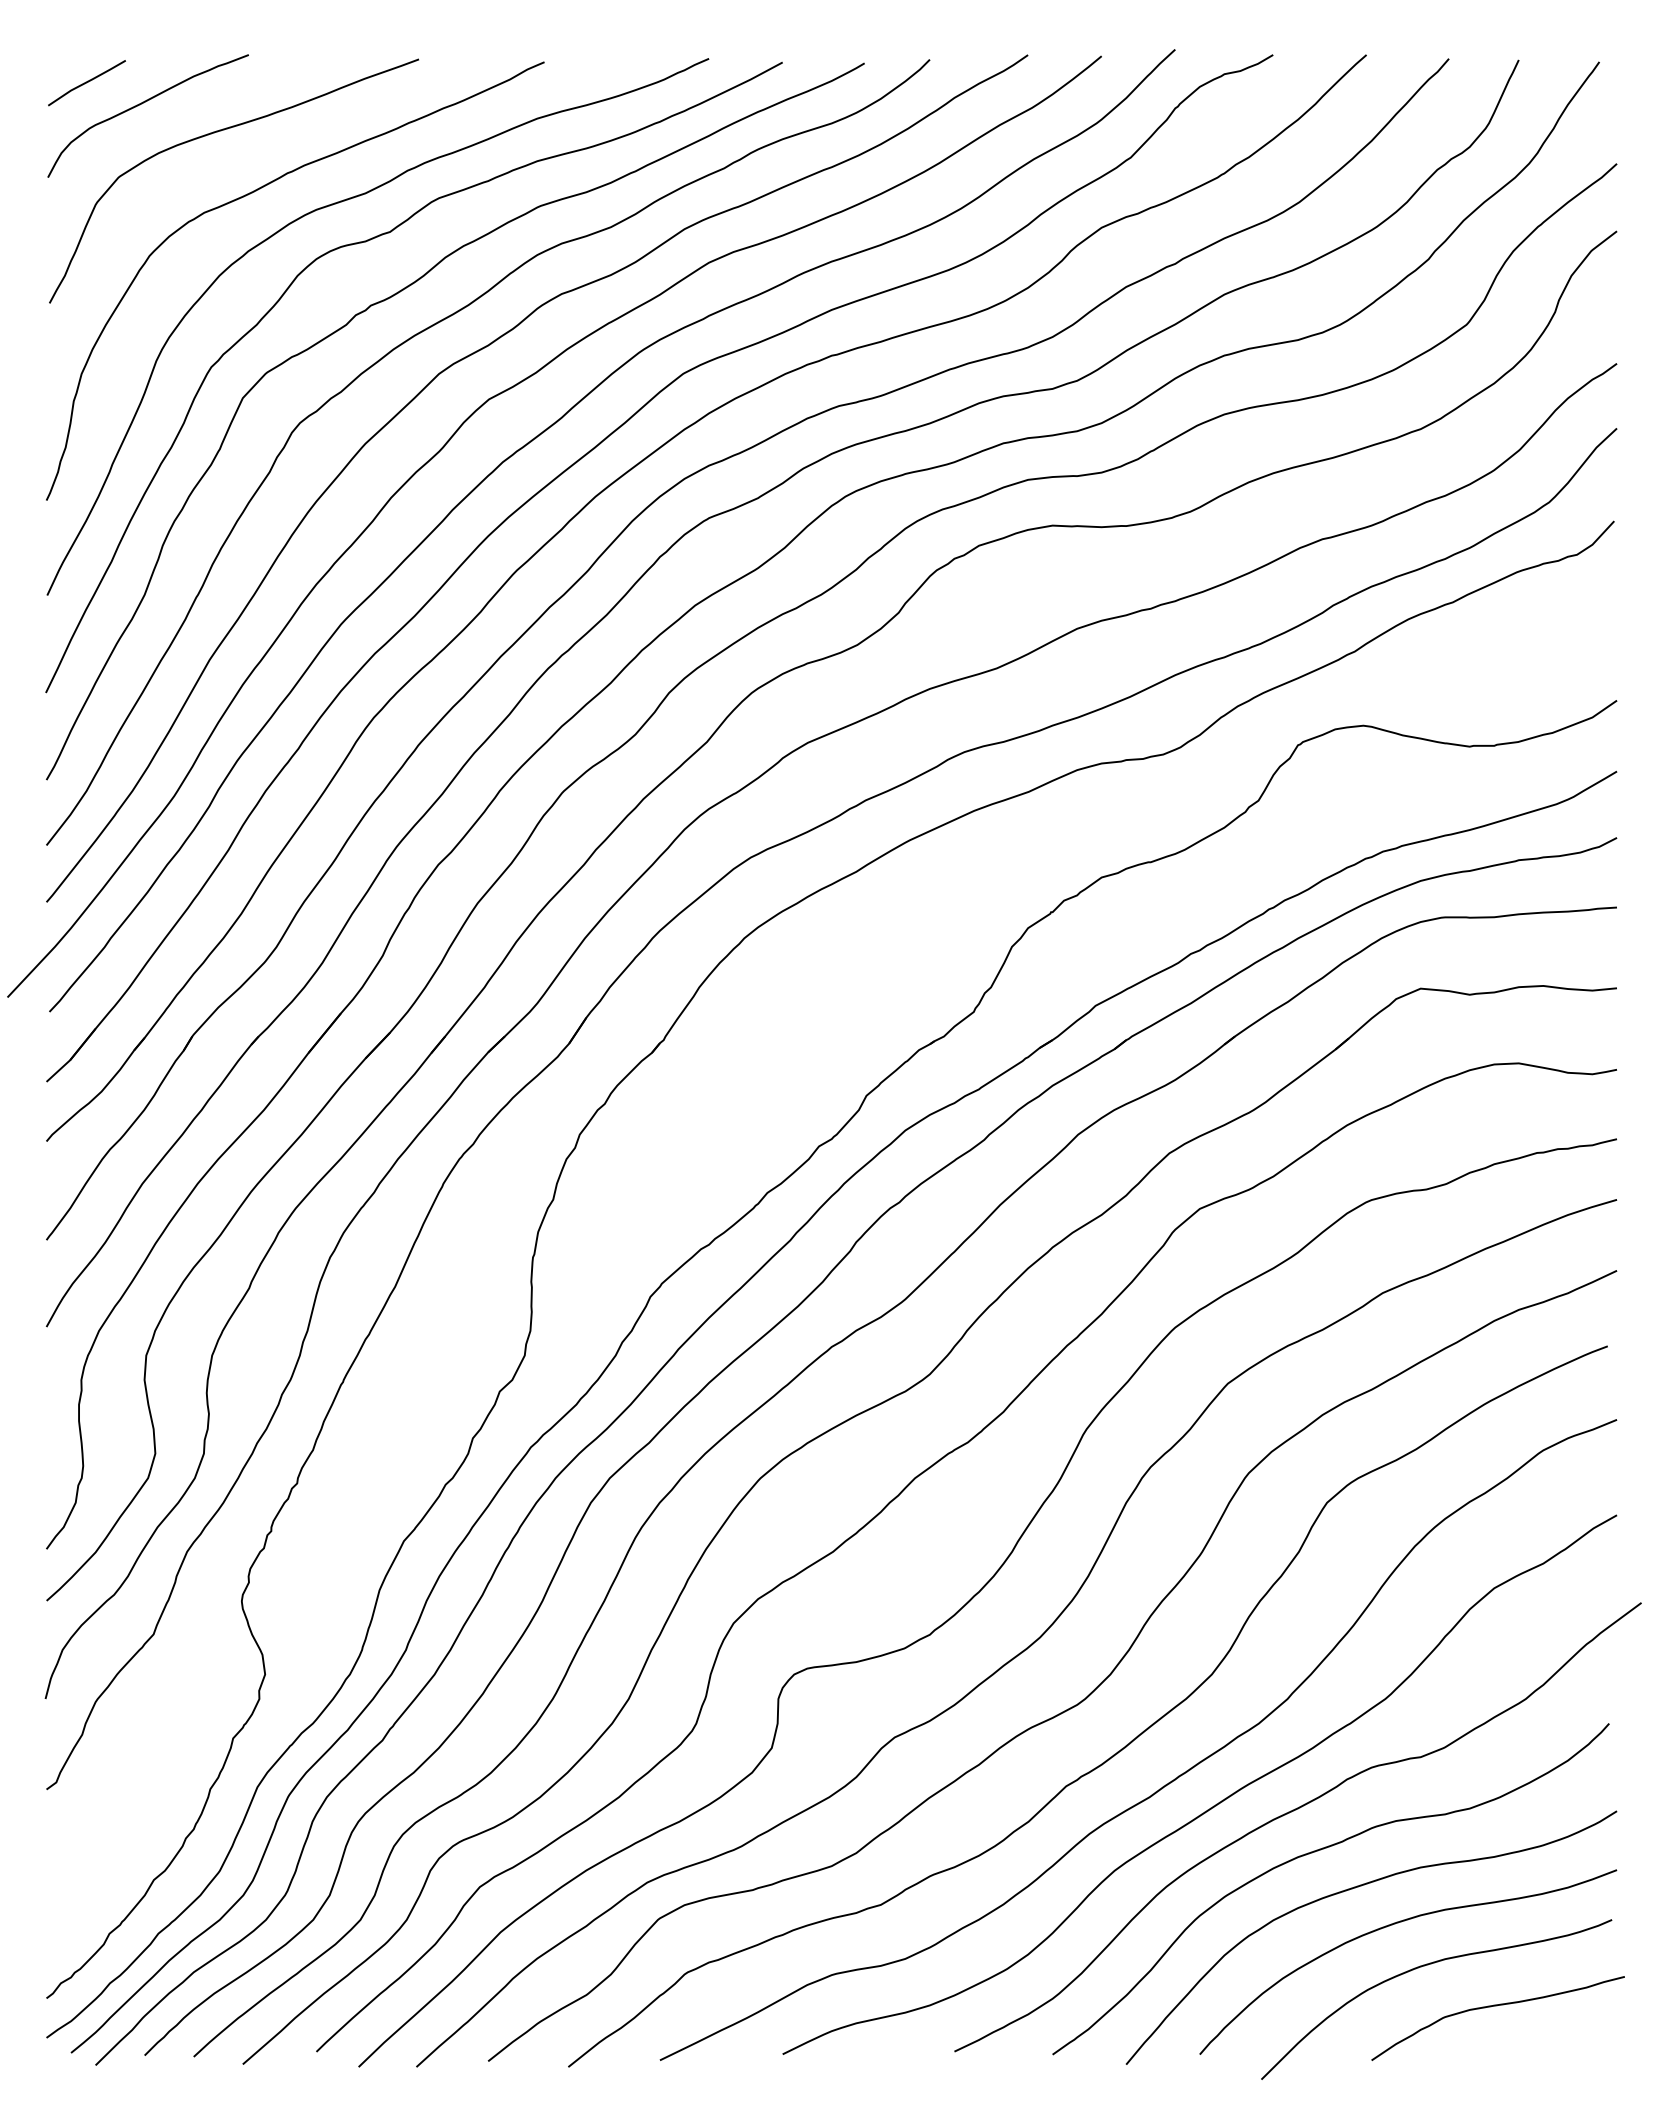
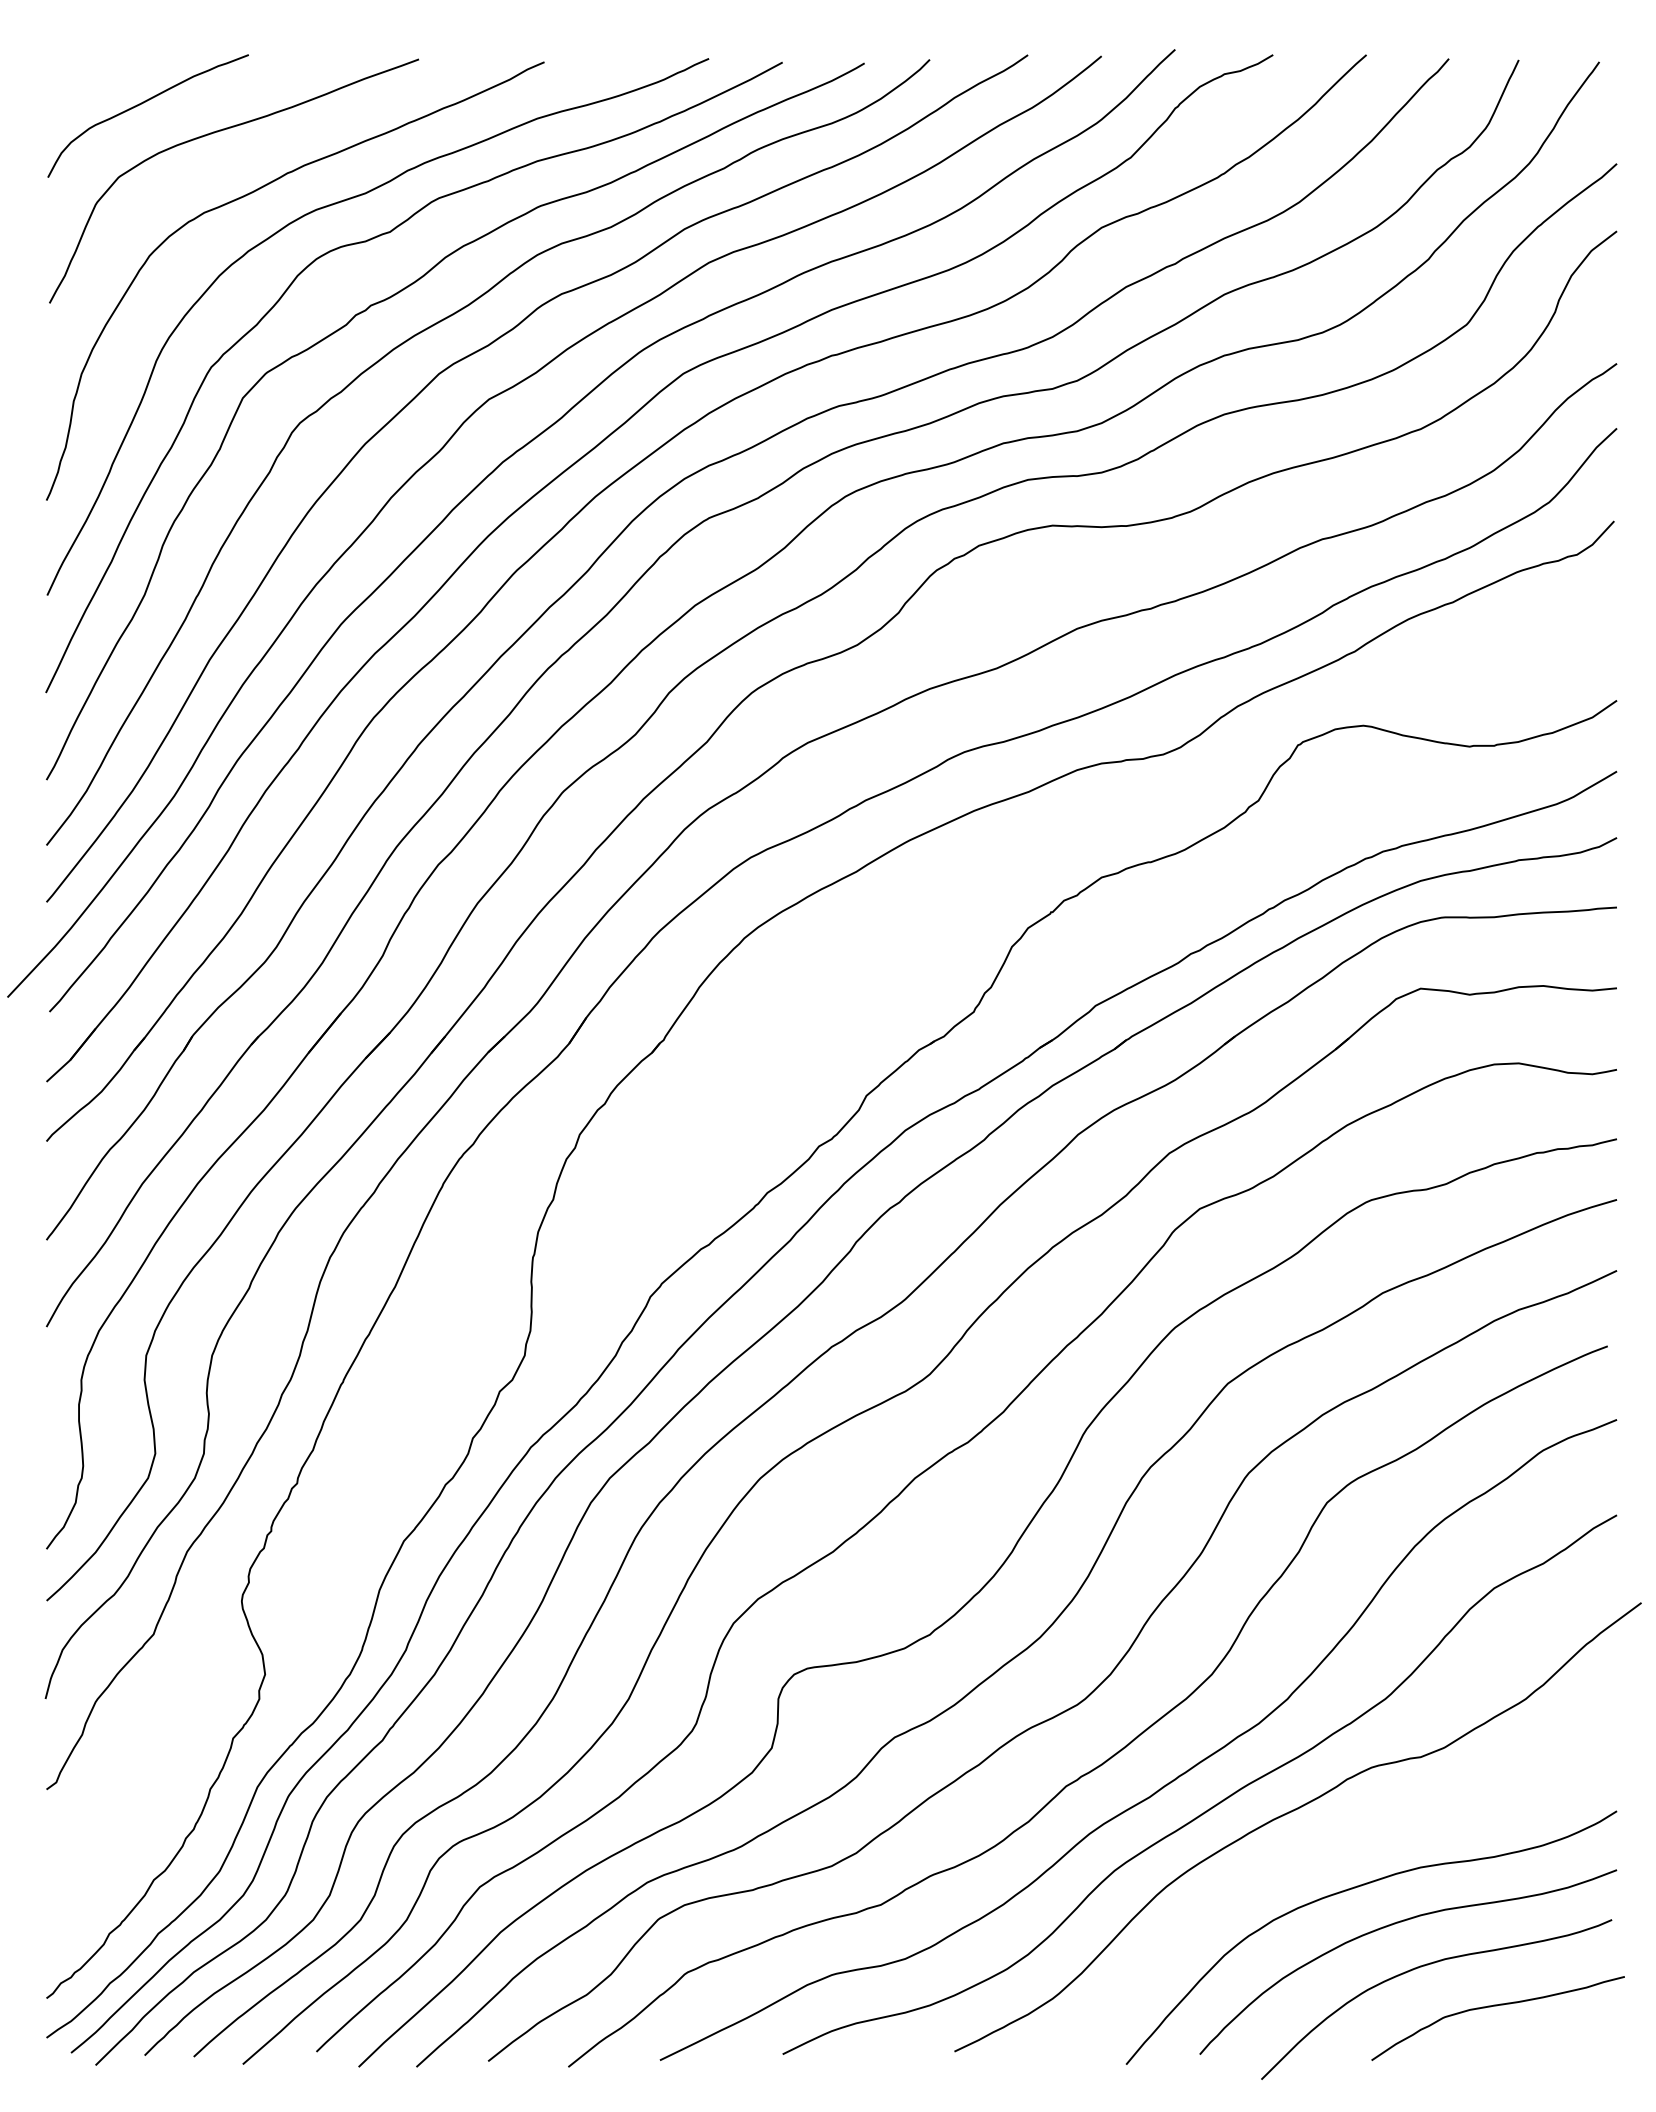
line: present -> none (86, 83)
curve: present -> none (1318, 1851)
